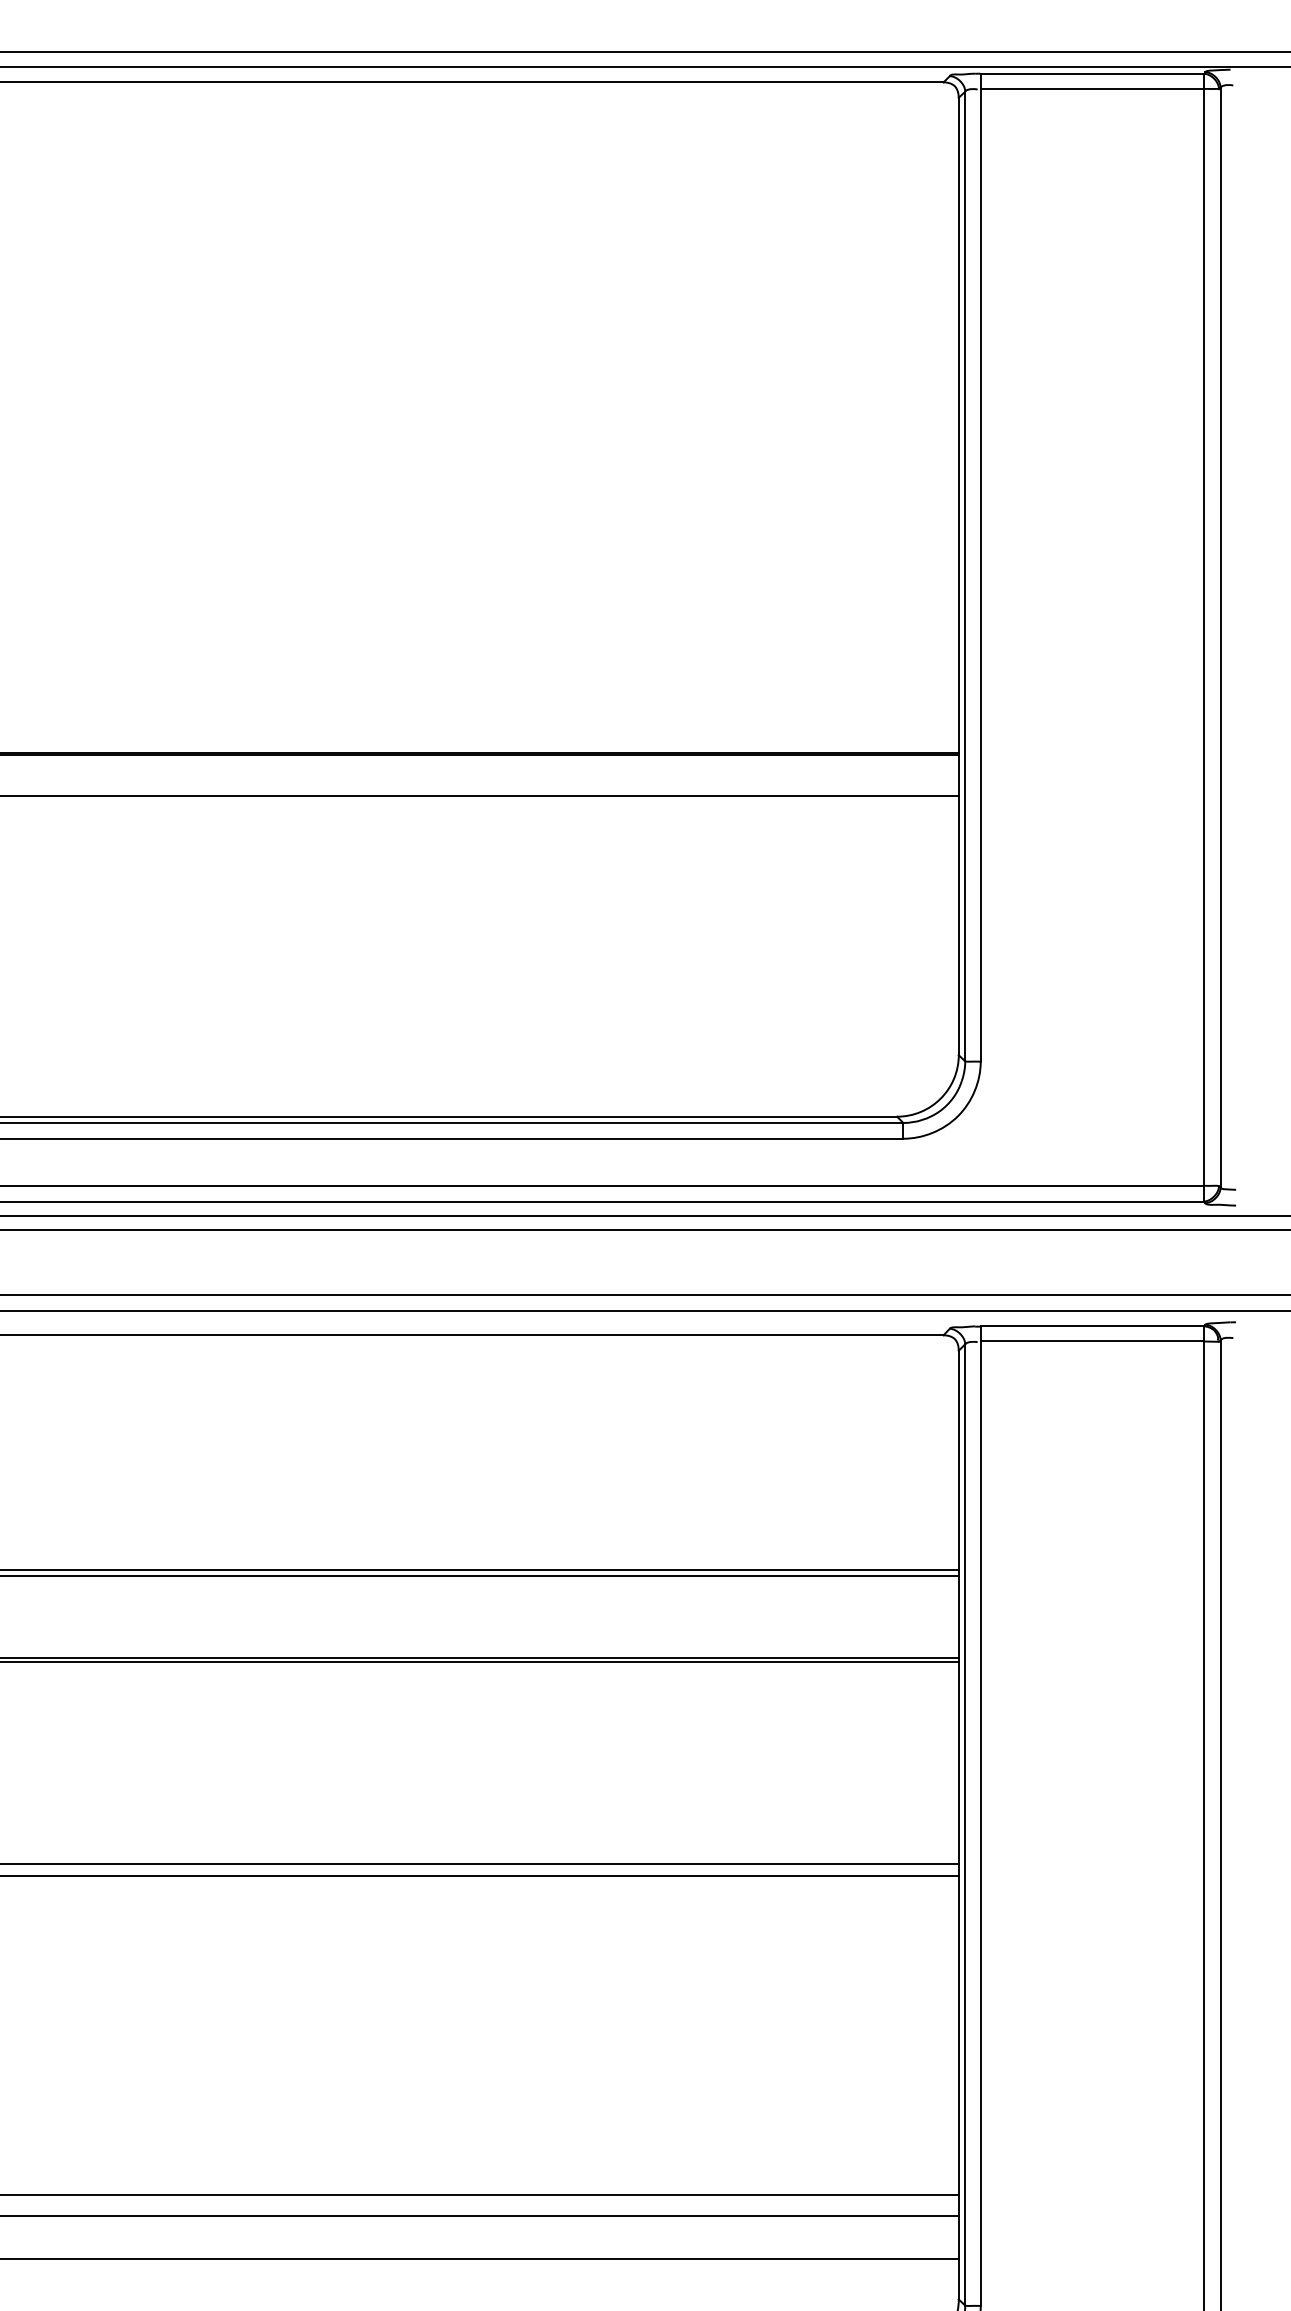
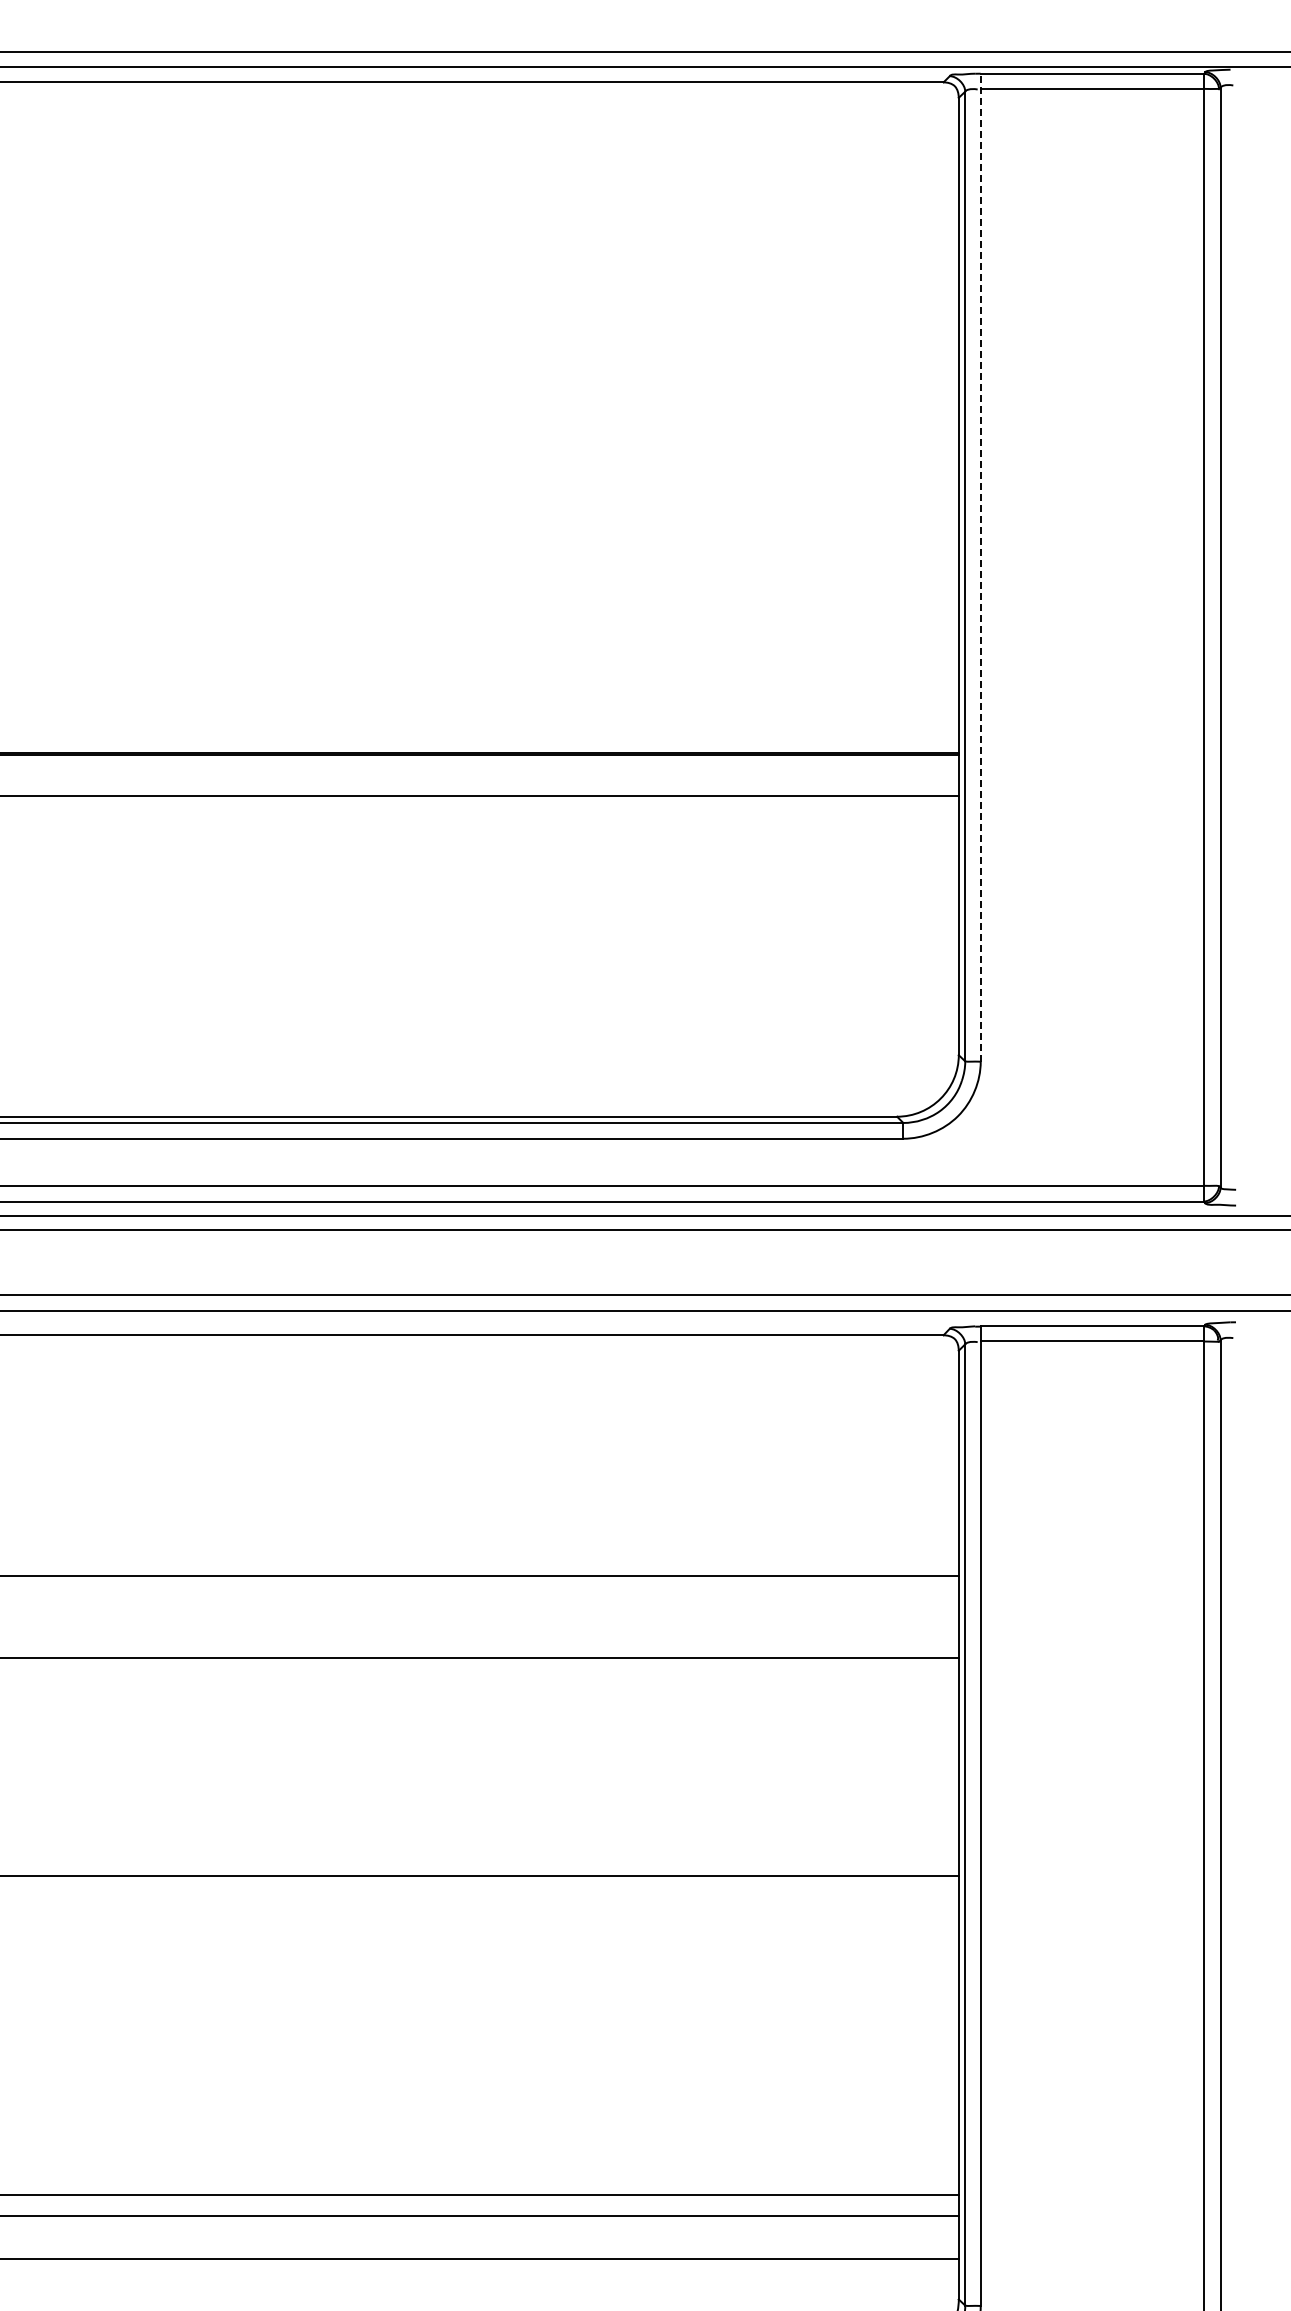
line: solid -> dashed (980, 567)
line: present -> none (480, 1570)
line: present -> none (480, 1661)
line: present -> none (480, 1863)
